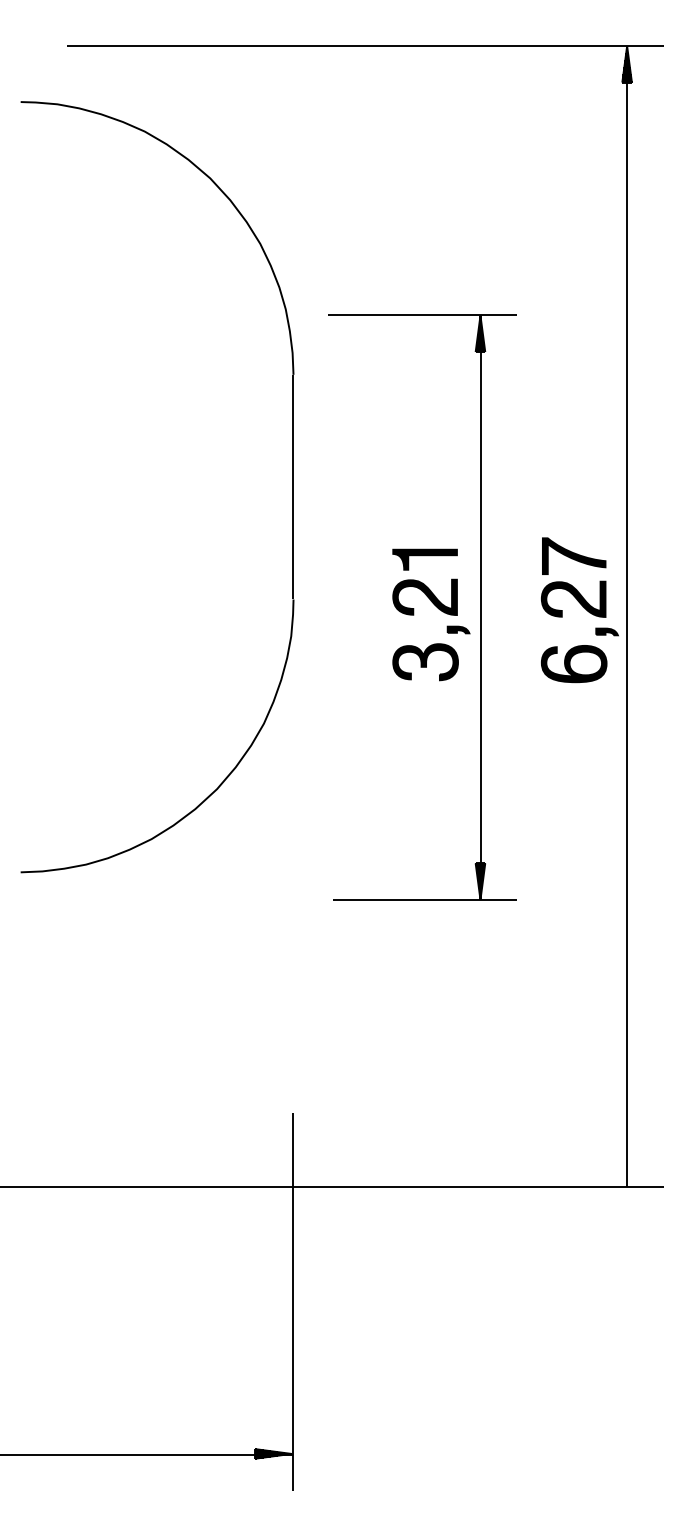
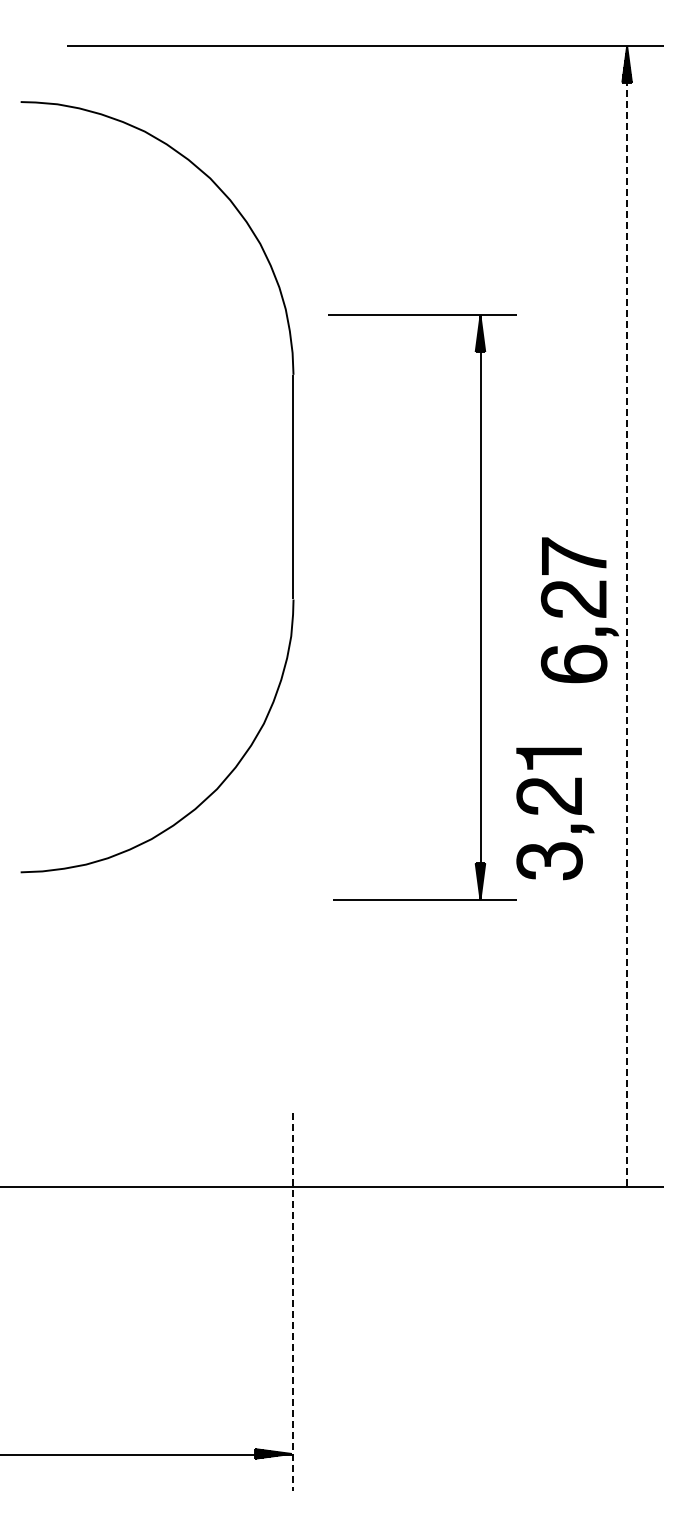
part position: (437, 608) -> (561, 807) (561, 807)
line: solid -> dashed (627, 617)
line: solid -> dashed (293, 1302)
